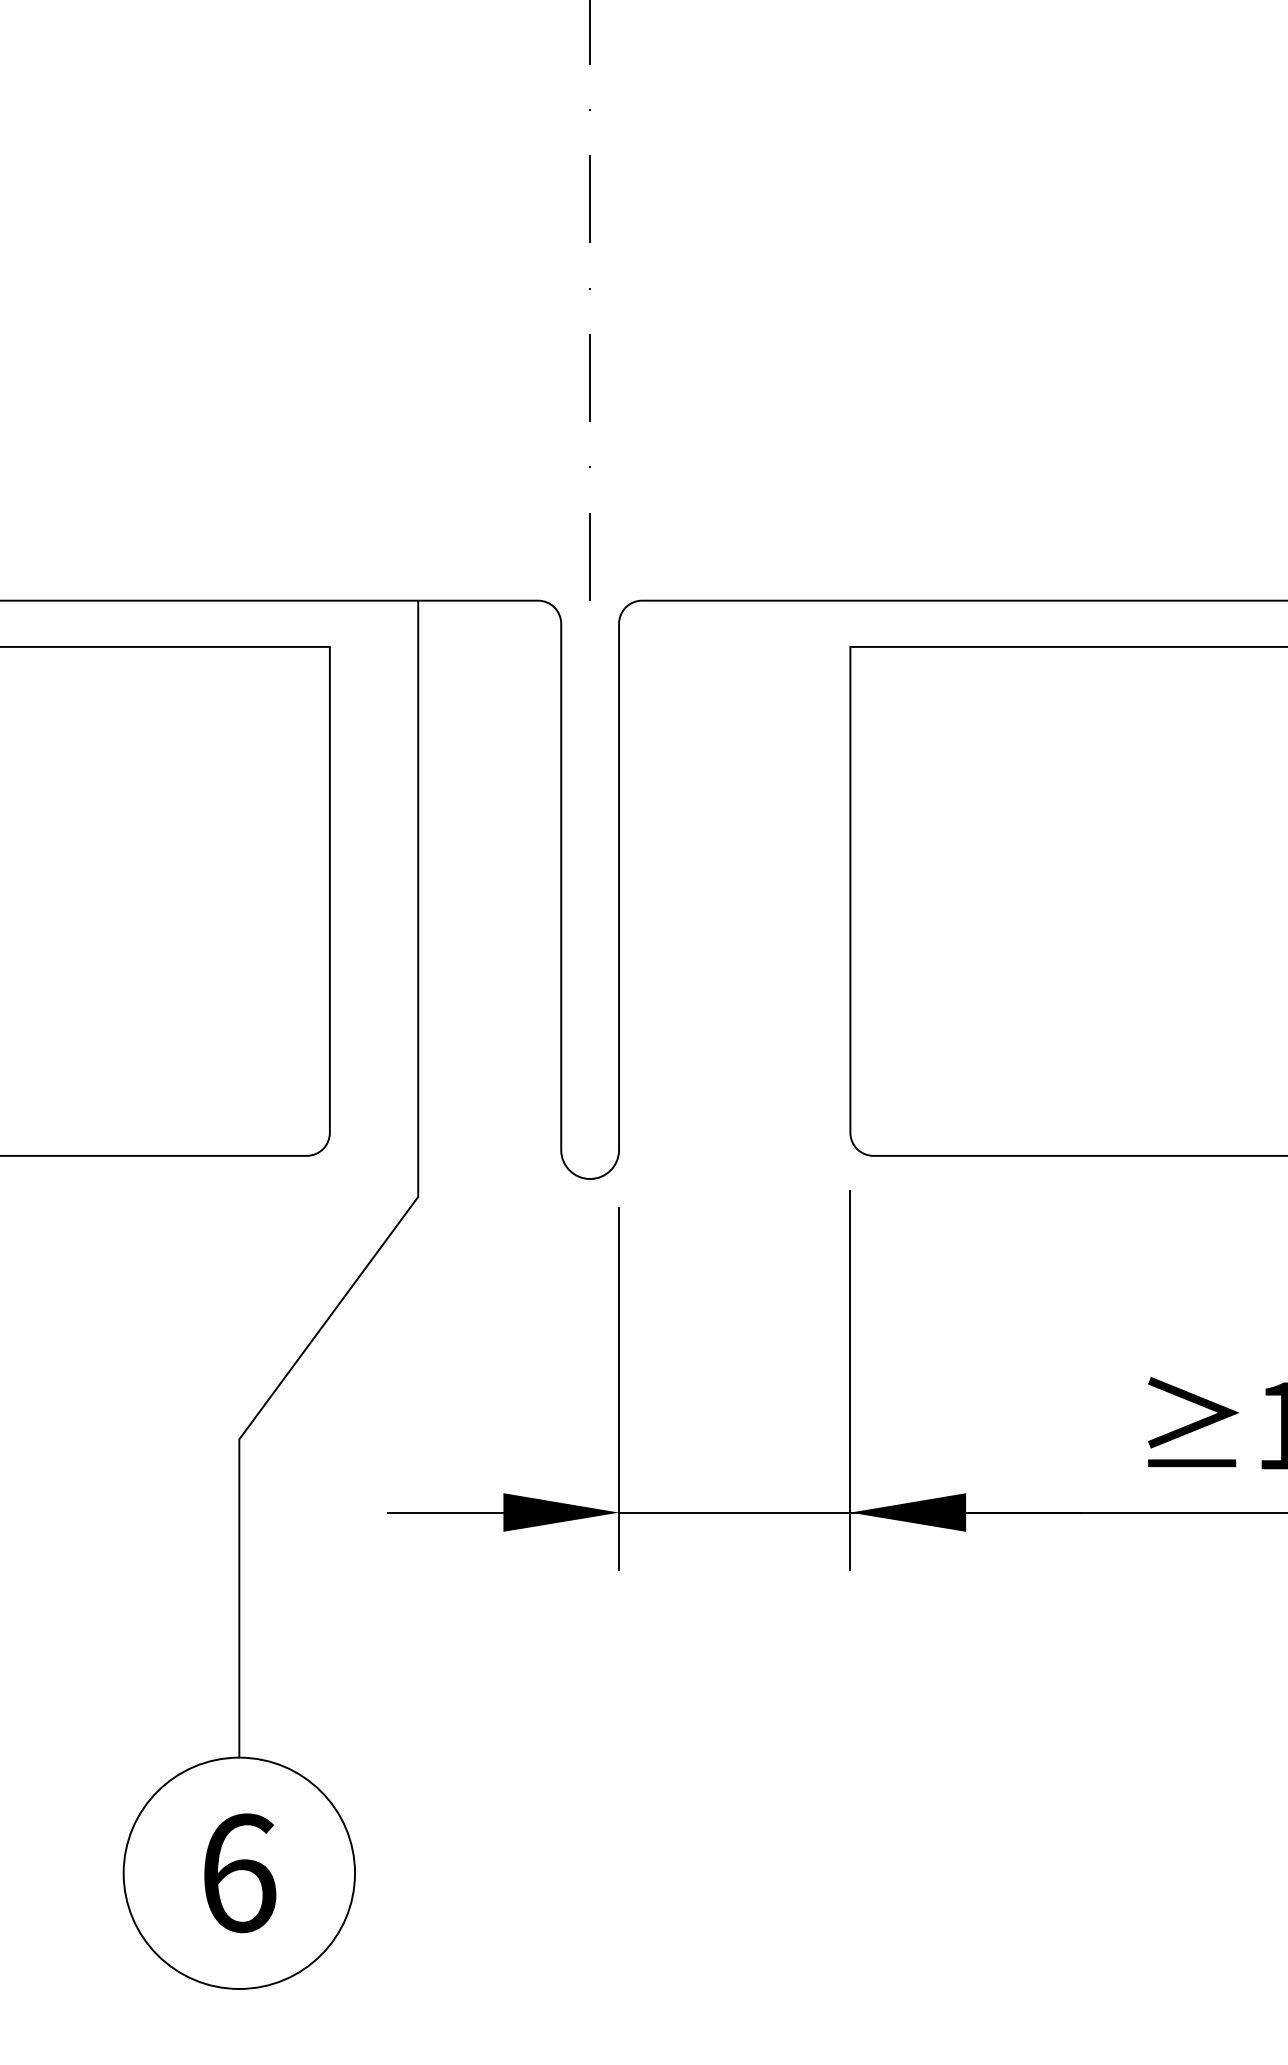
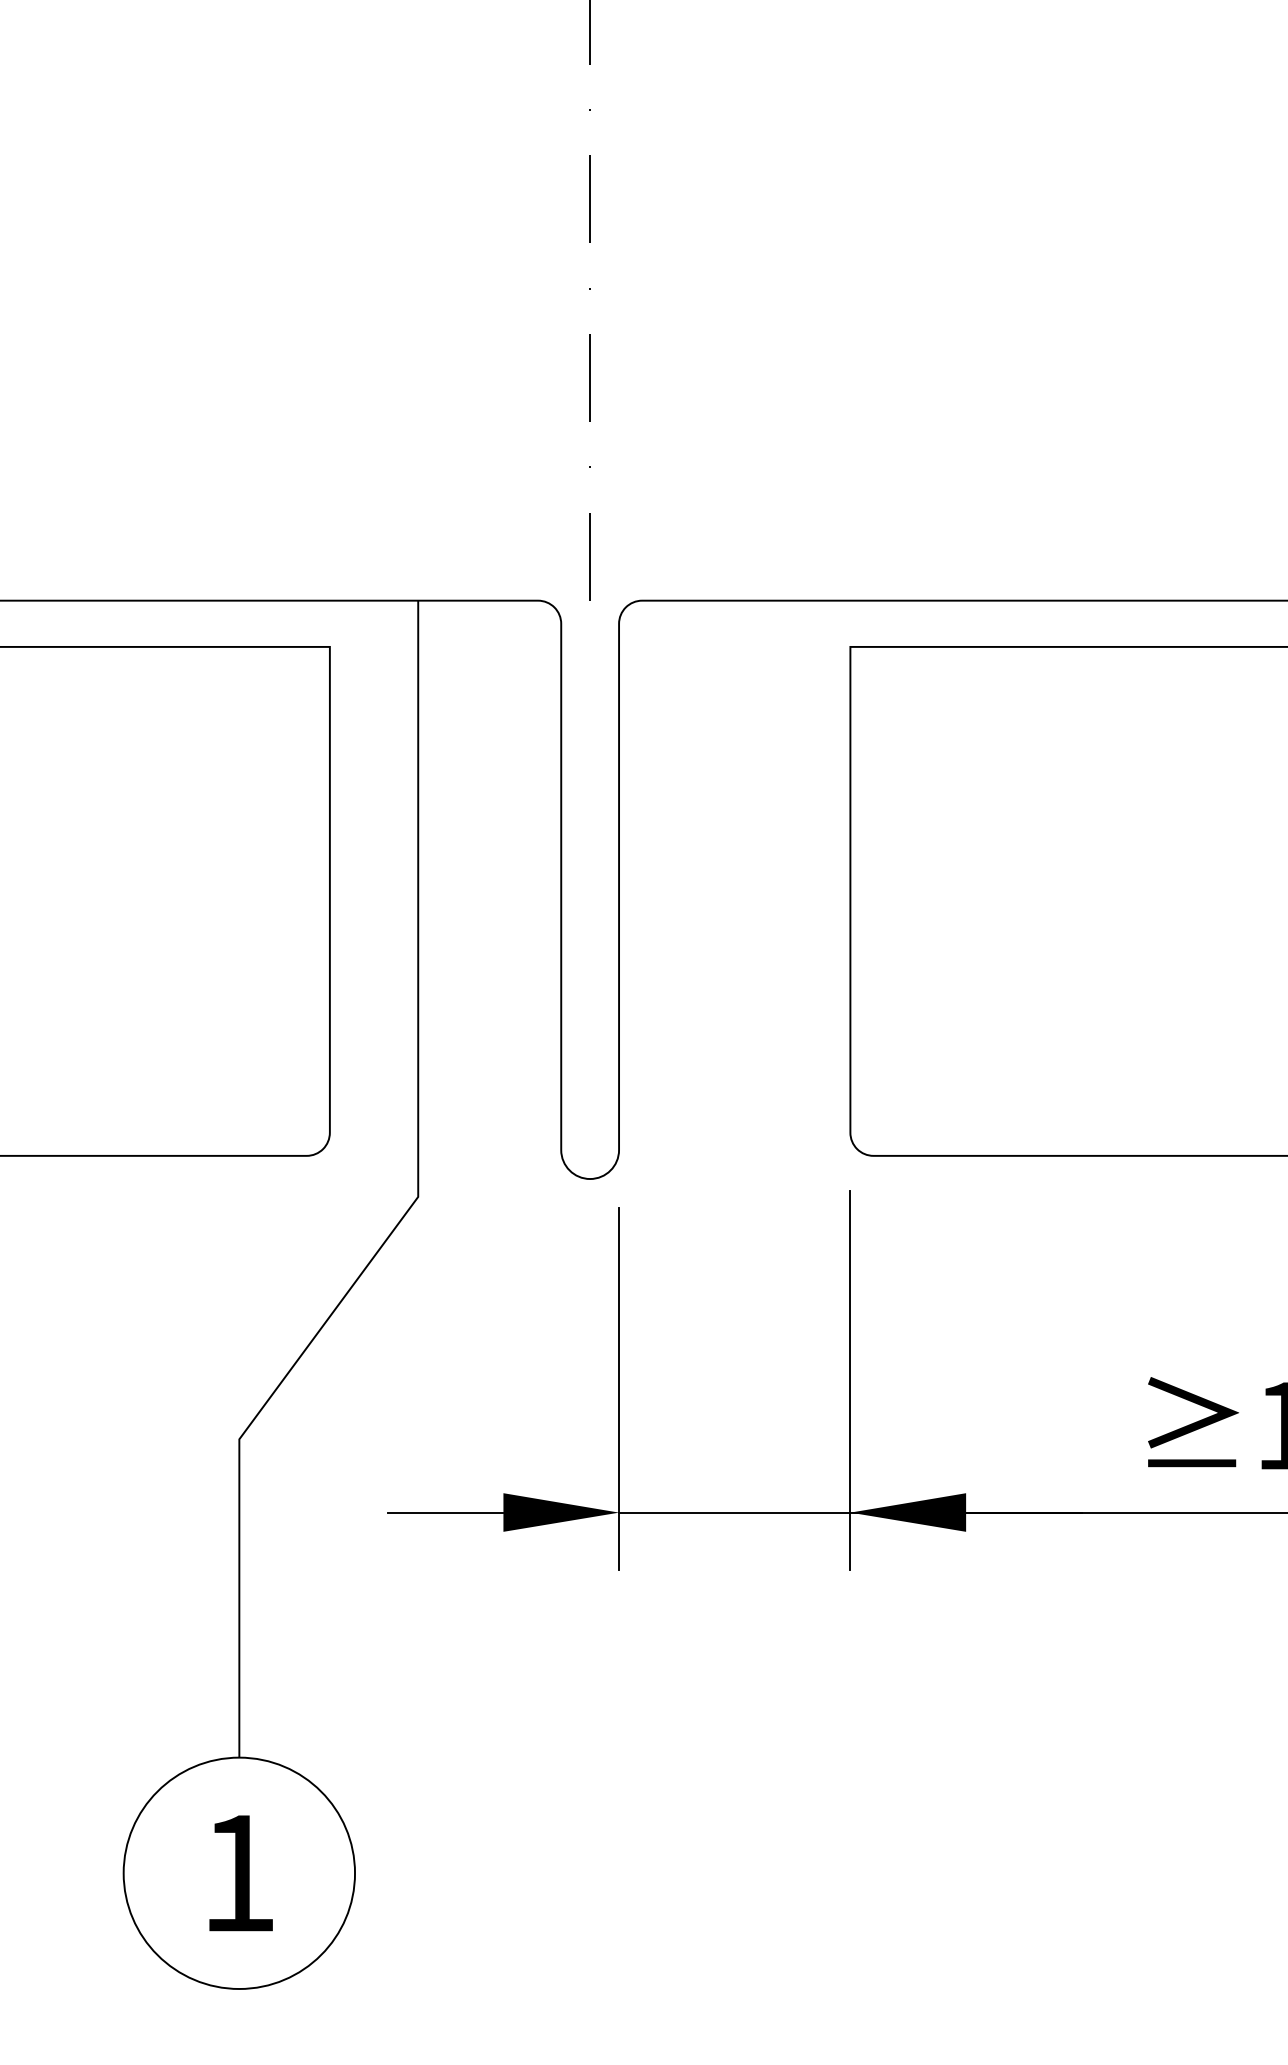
text: 6 -> 1 (240, 1873)
